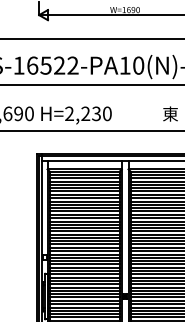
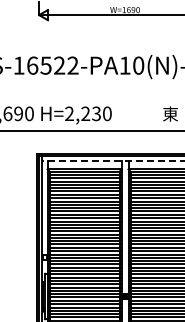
line: present -> none (91, 38)
line: present -> none (91, 84)
line: solid -> dashed (112, 160)
